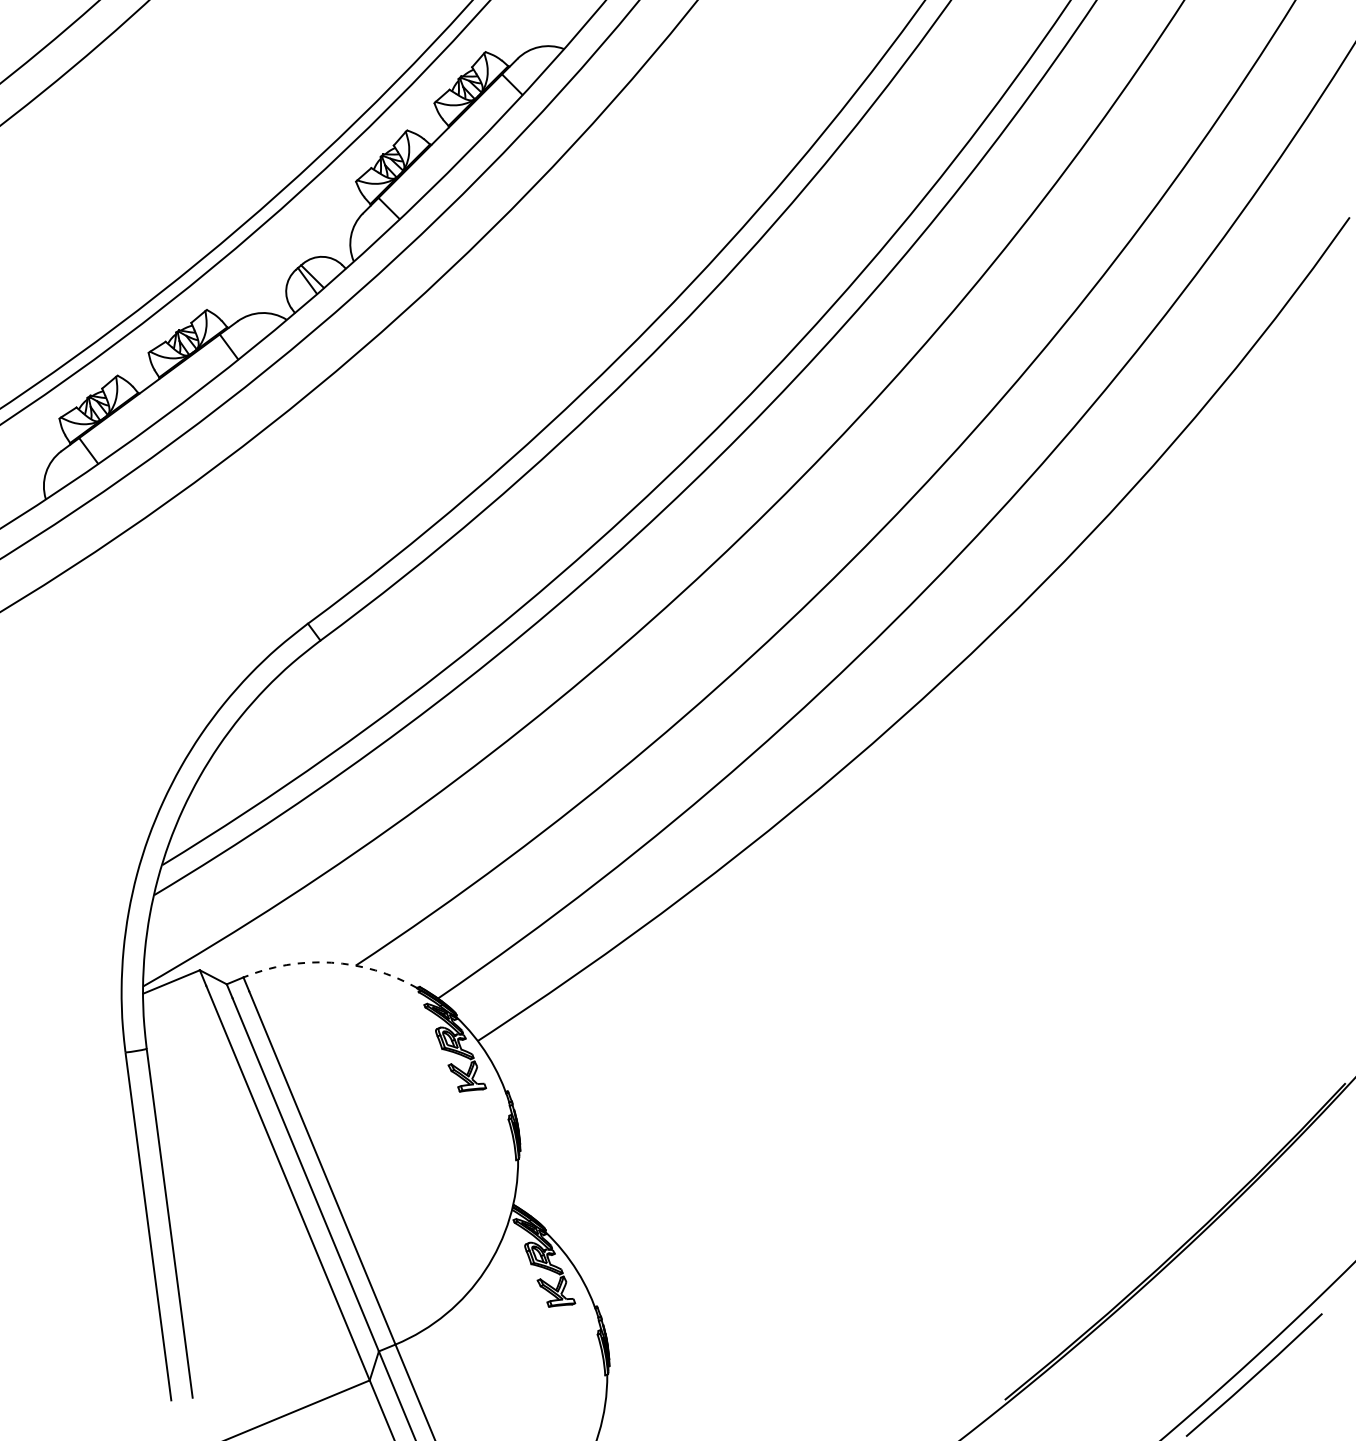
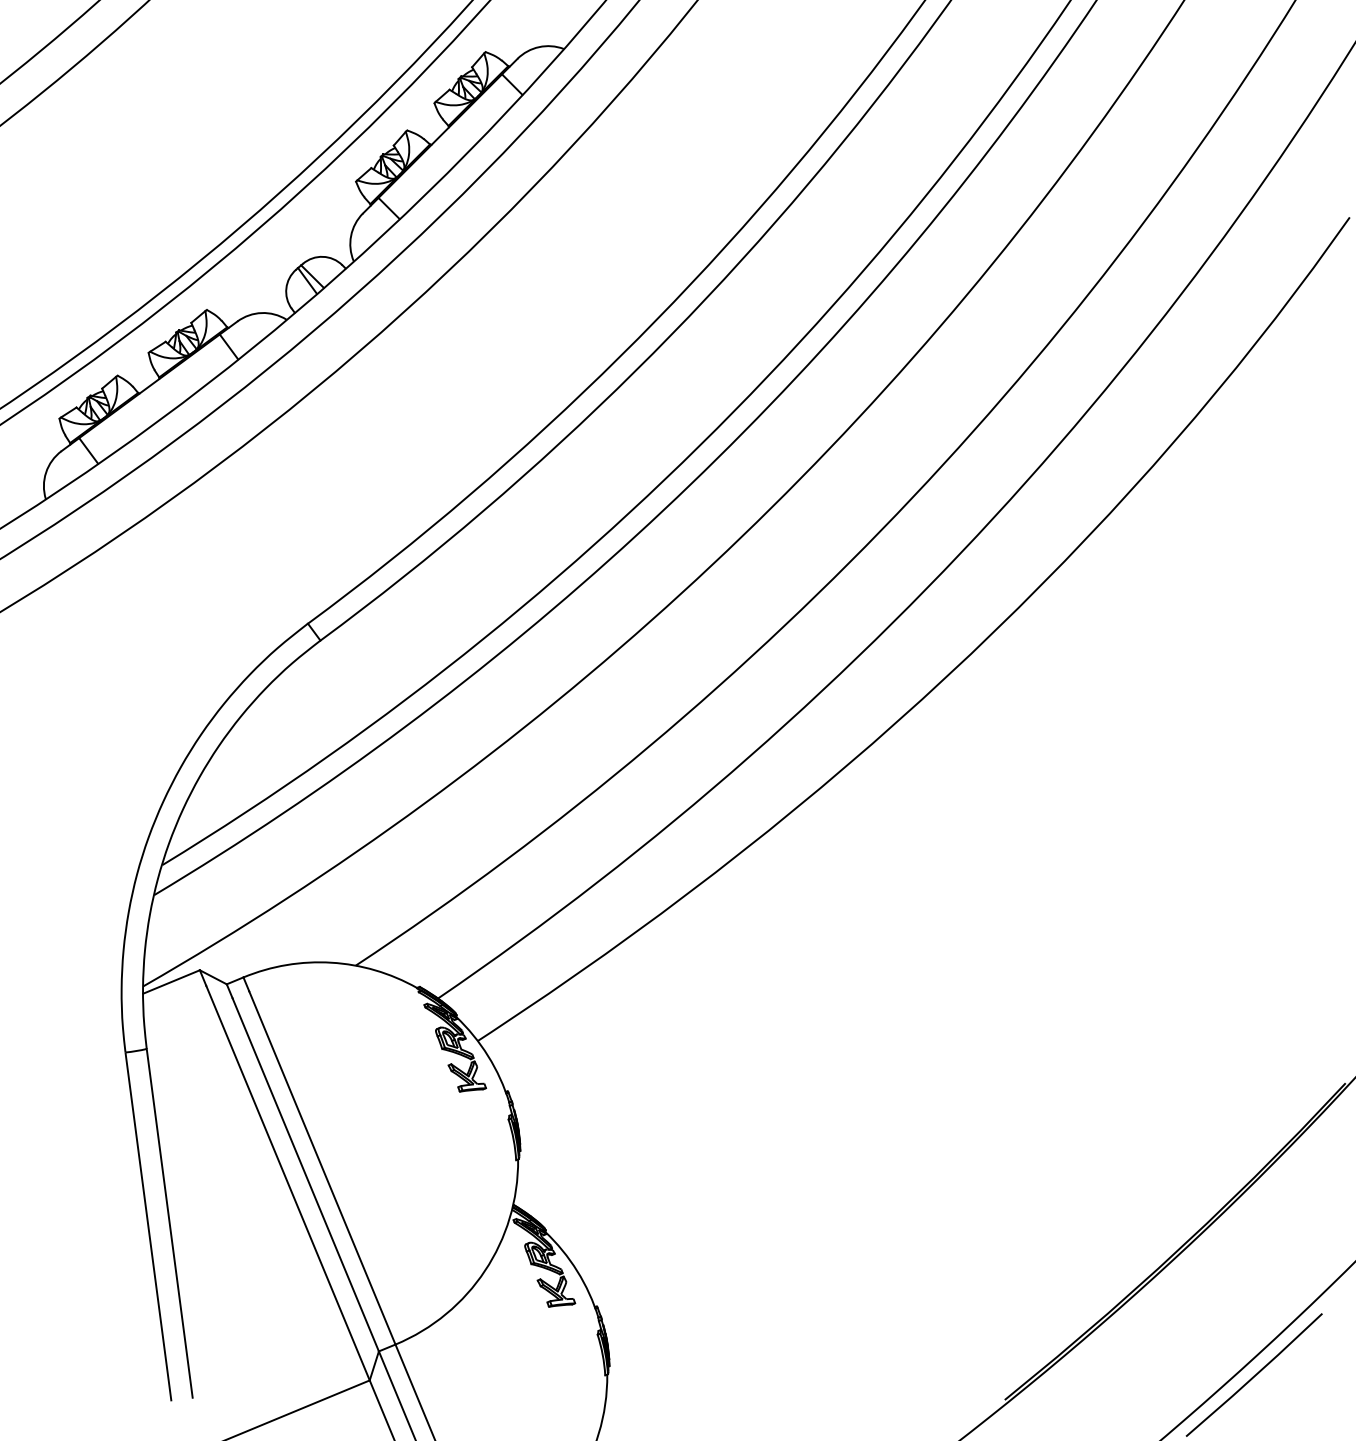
arc: dashed -> solid (331, 962)
